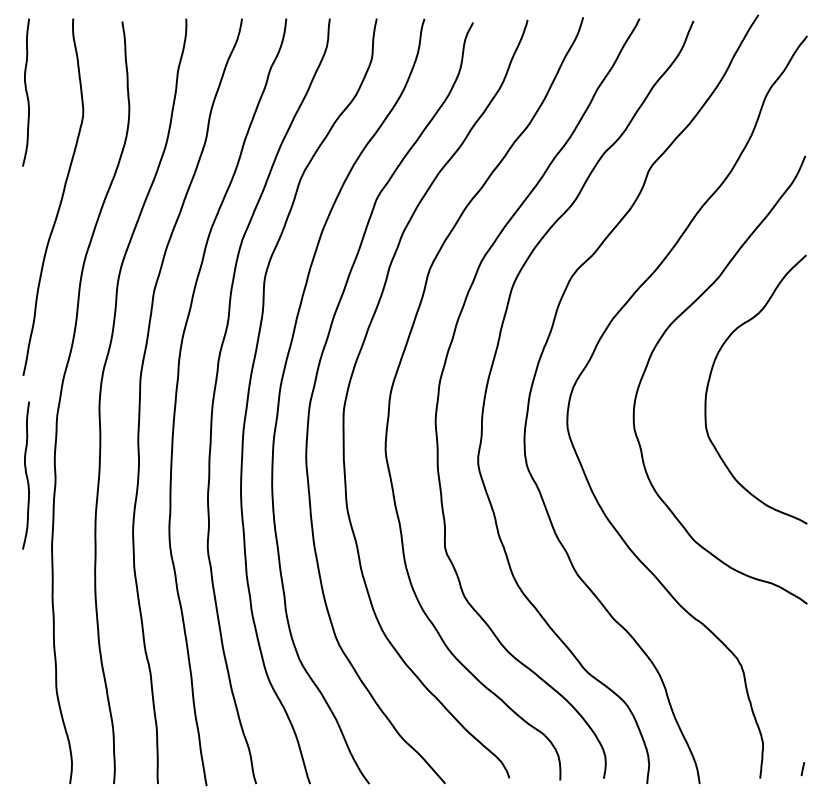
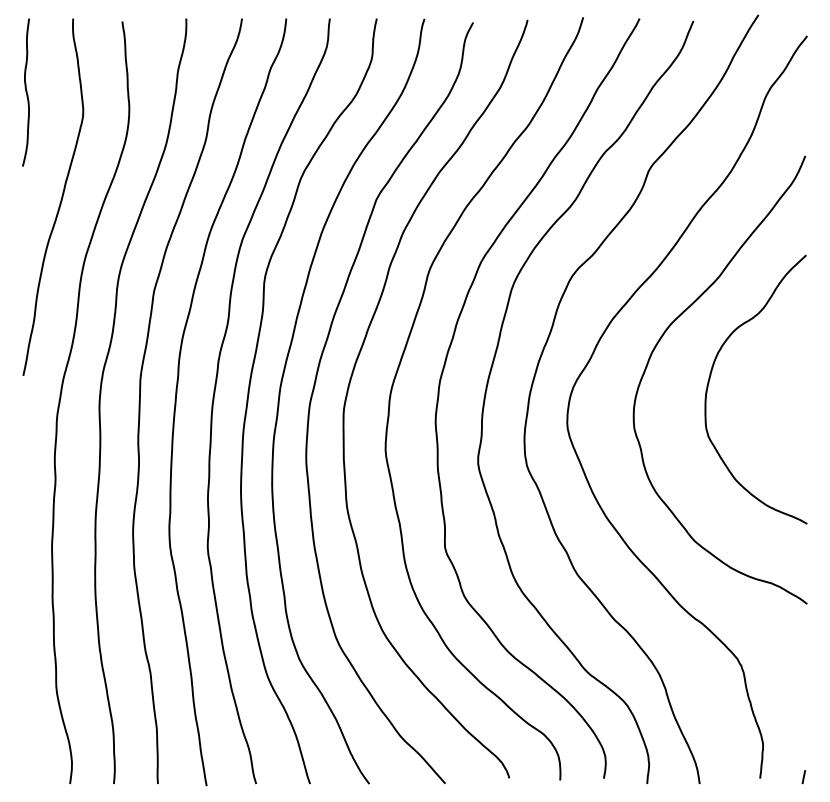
curve: present -> none (25, 475)
line position: (802, 768) -> (803, 776) (803, 776)
